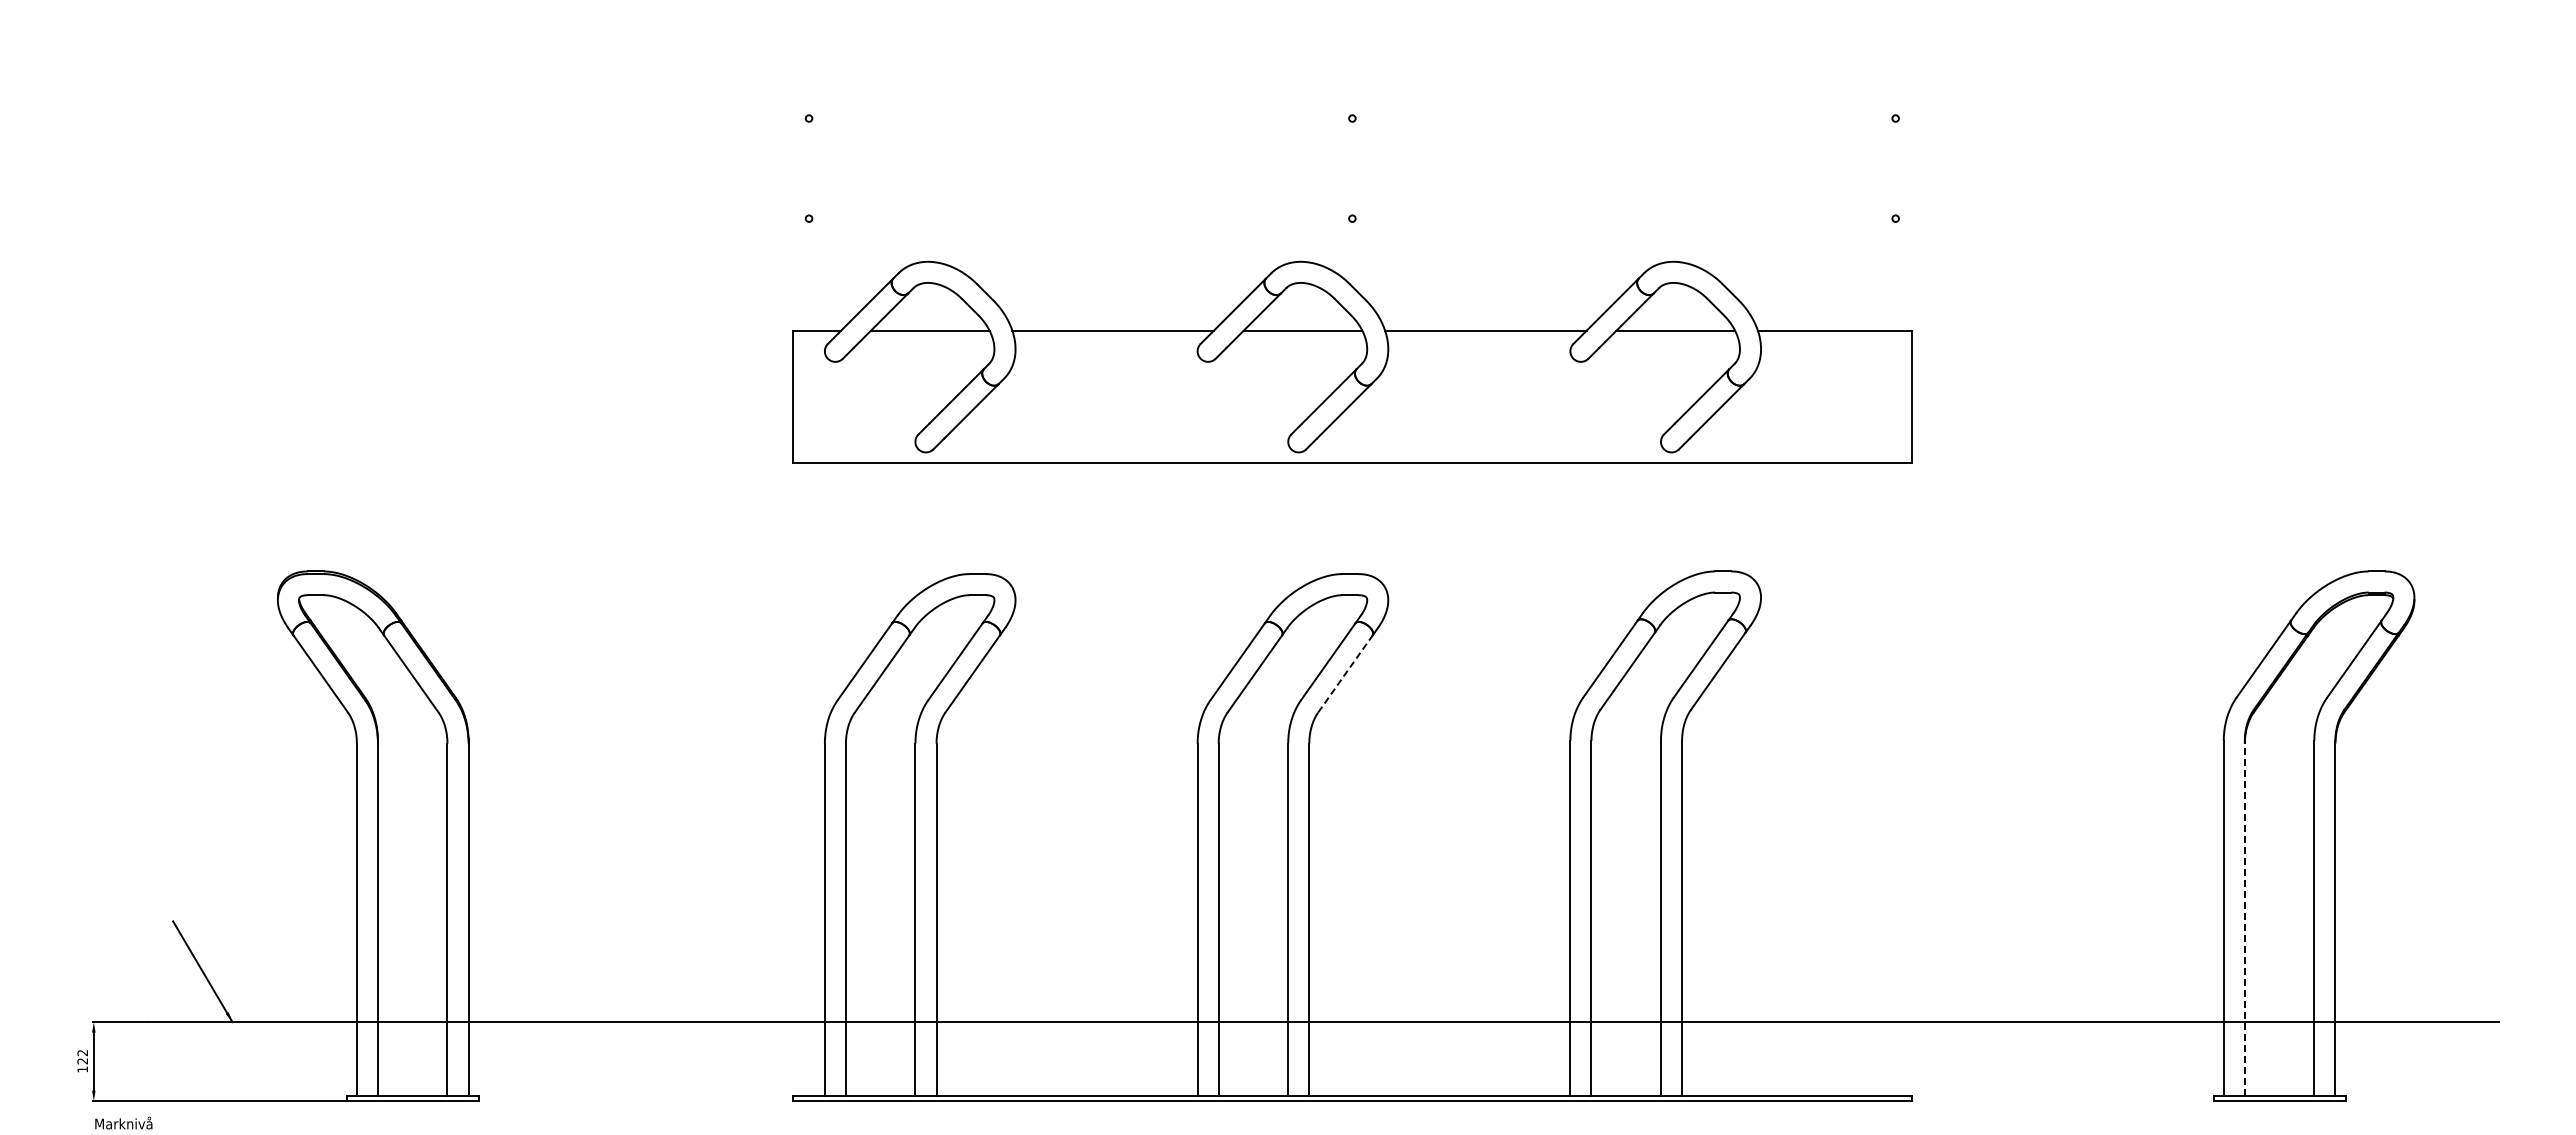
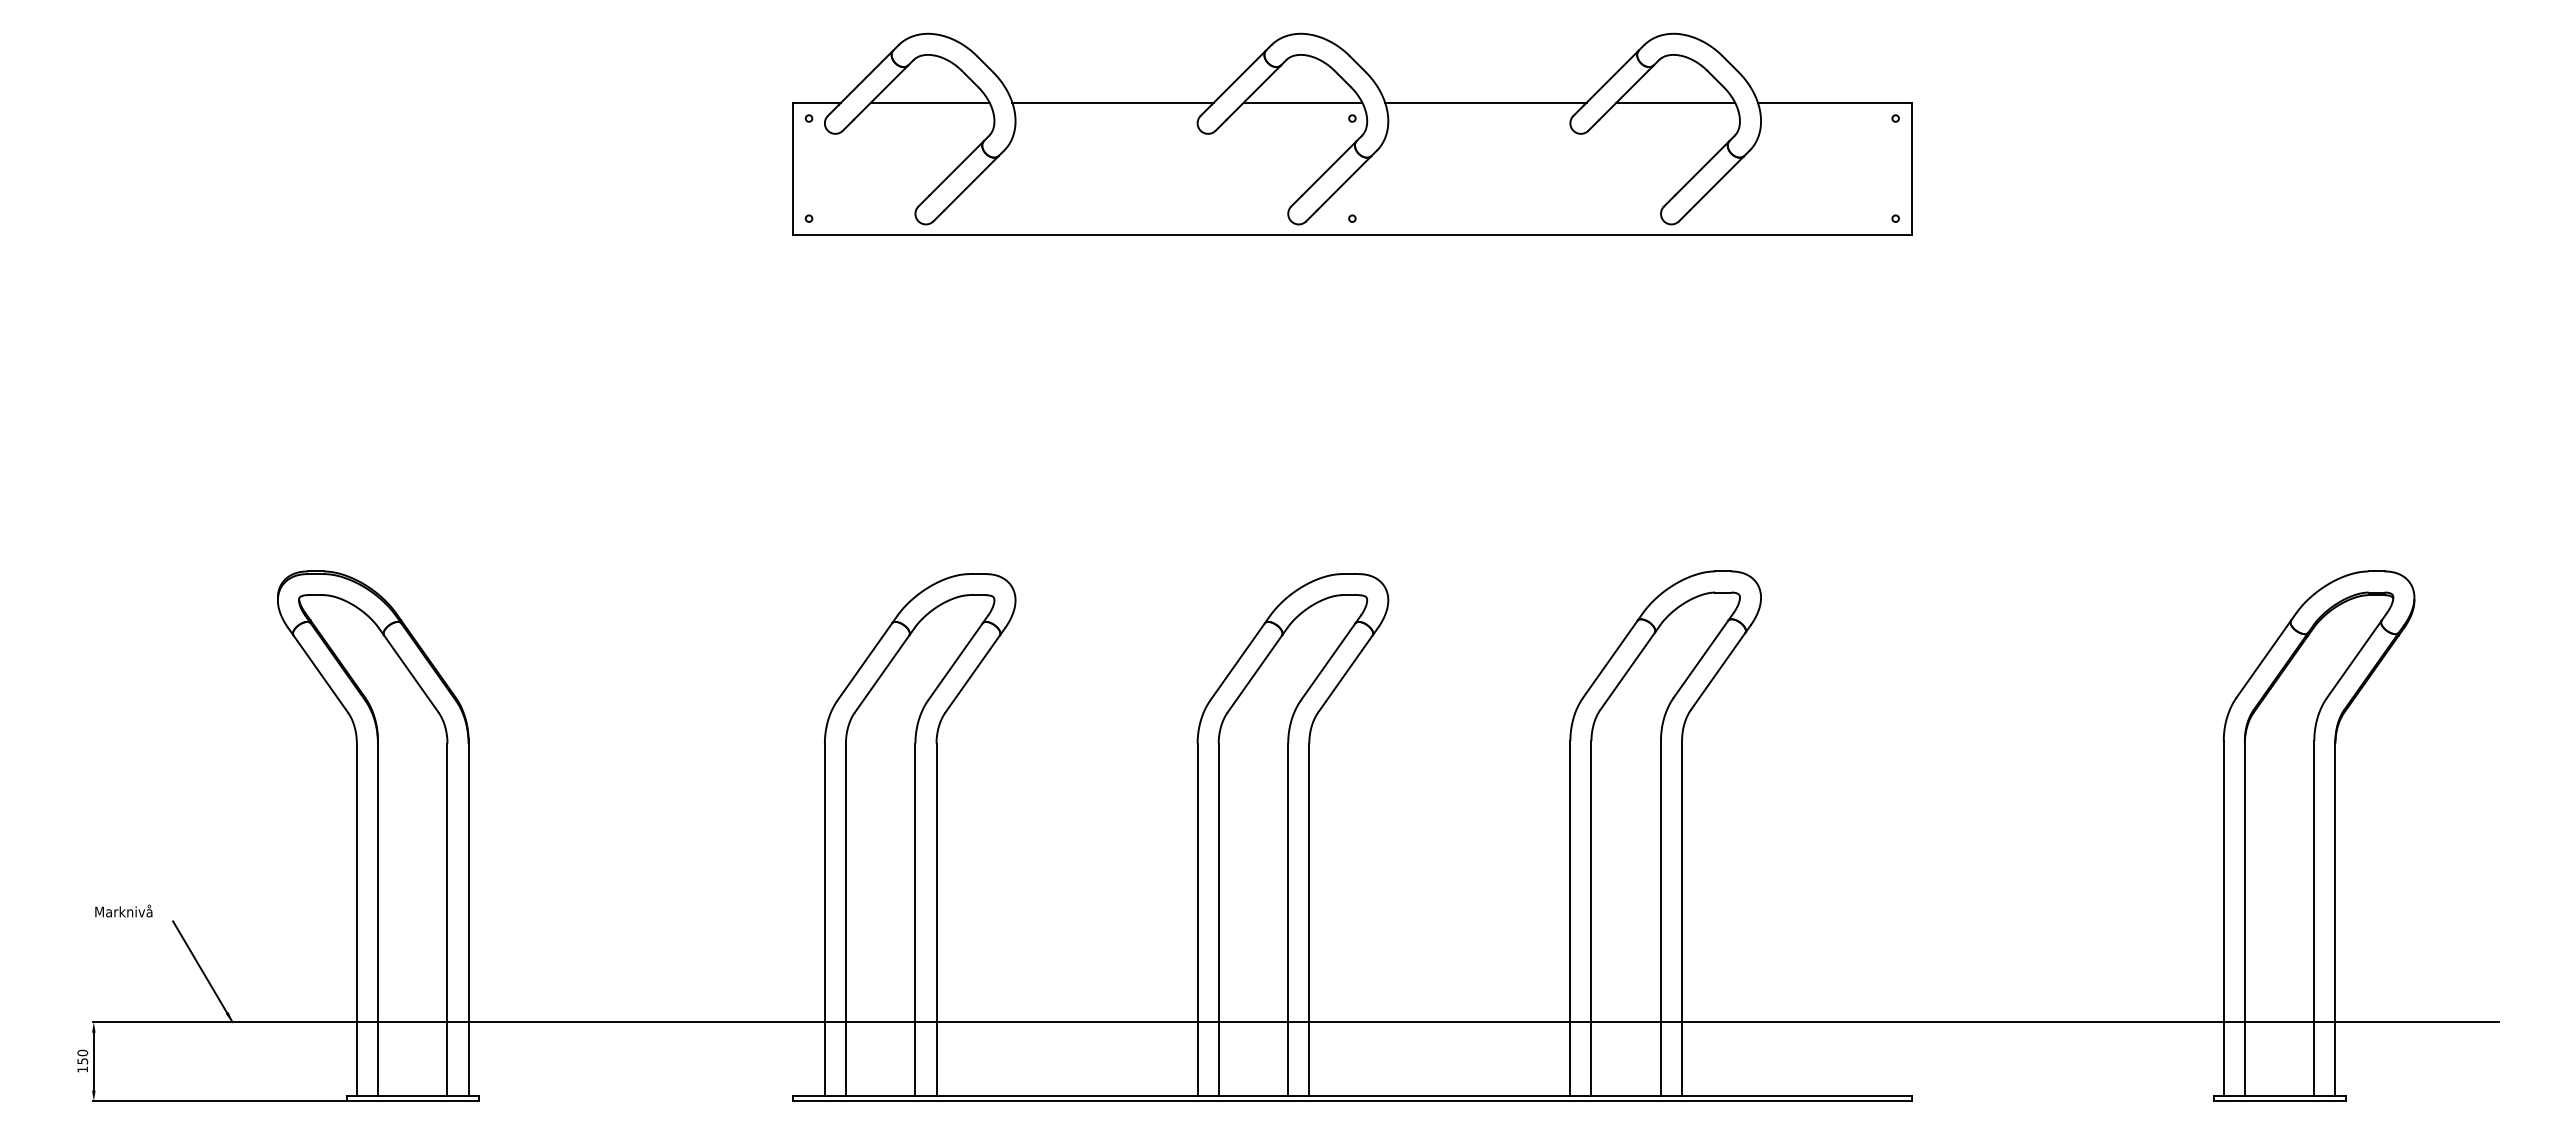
part position: (1352, 361) -> (1352, 133) (1352, 133)
line: dashed -> solid (1345, 673)
line: dashed -> solid (2244, 917)
text: 122 -> 150 (82, 1056)
text position: (123, 1122) -> (123, 910) (123, 910)
